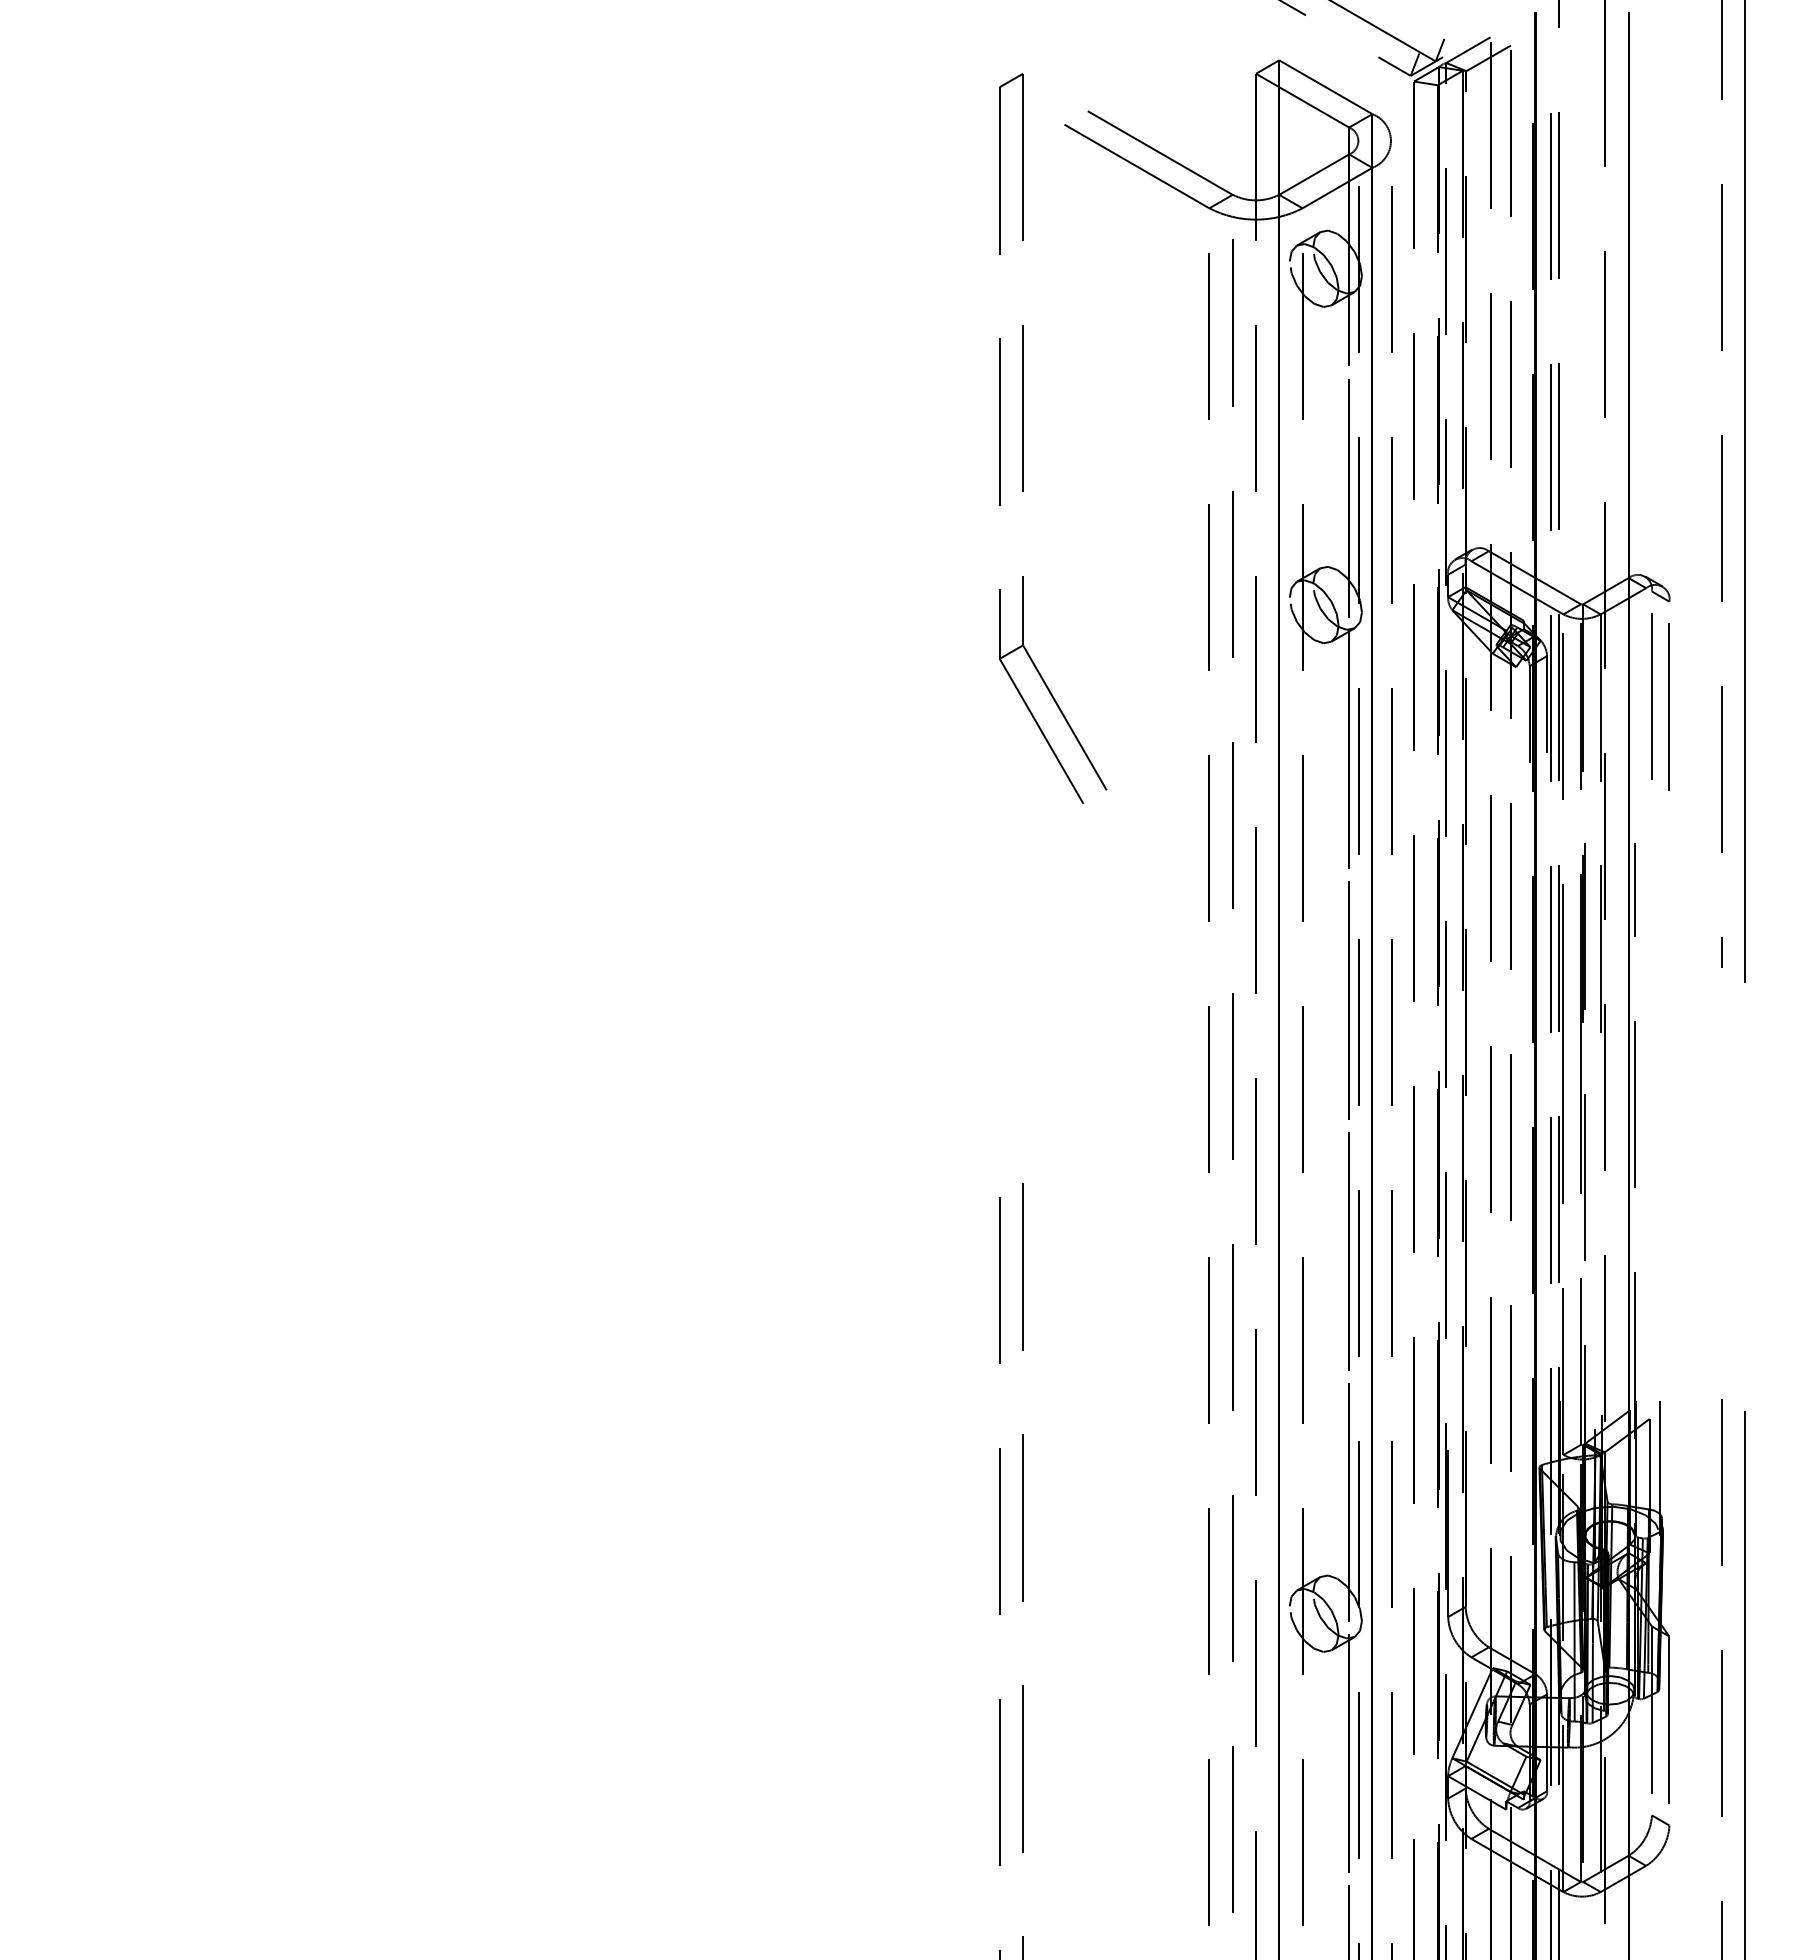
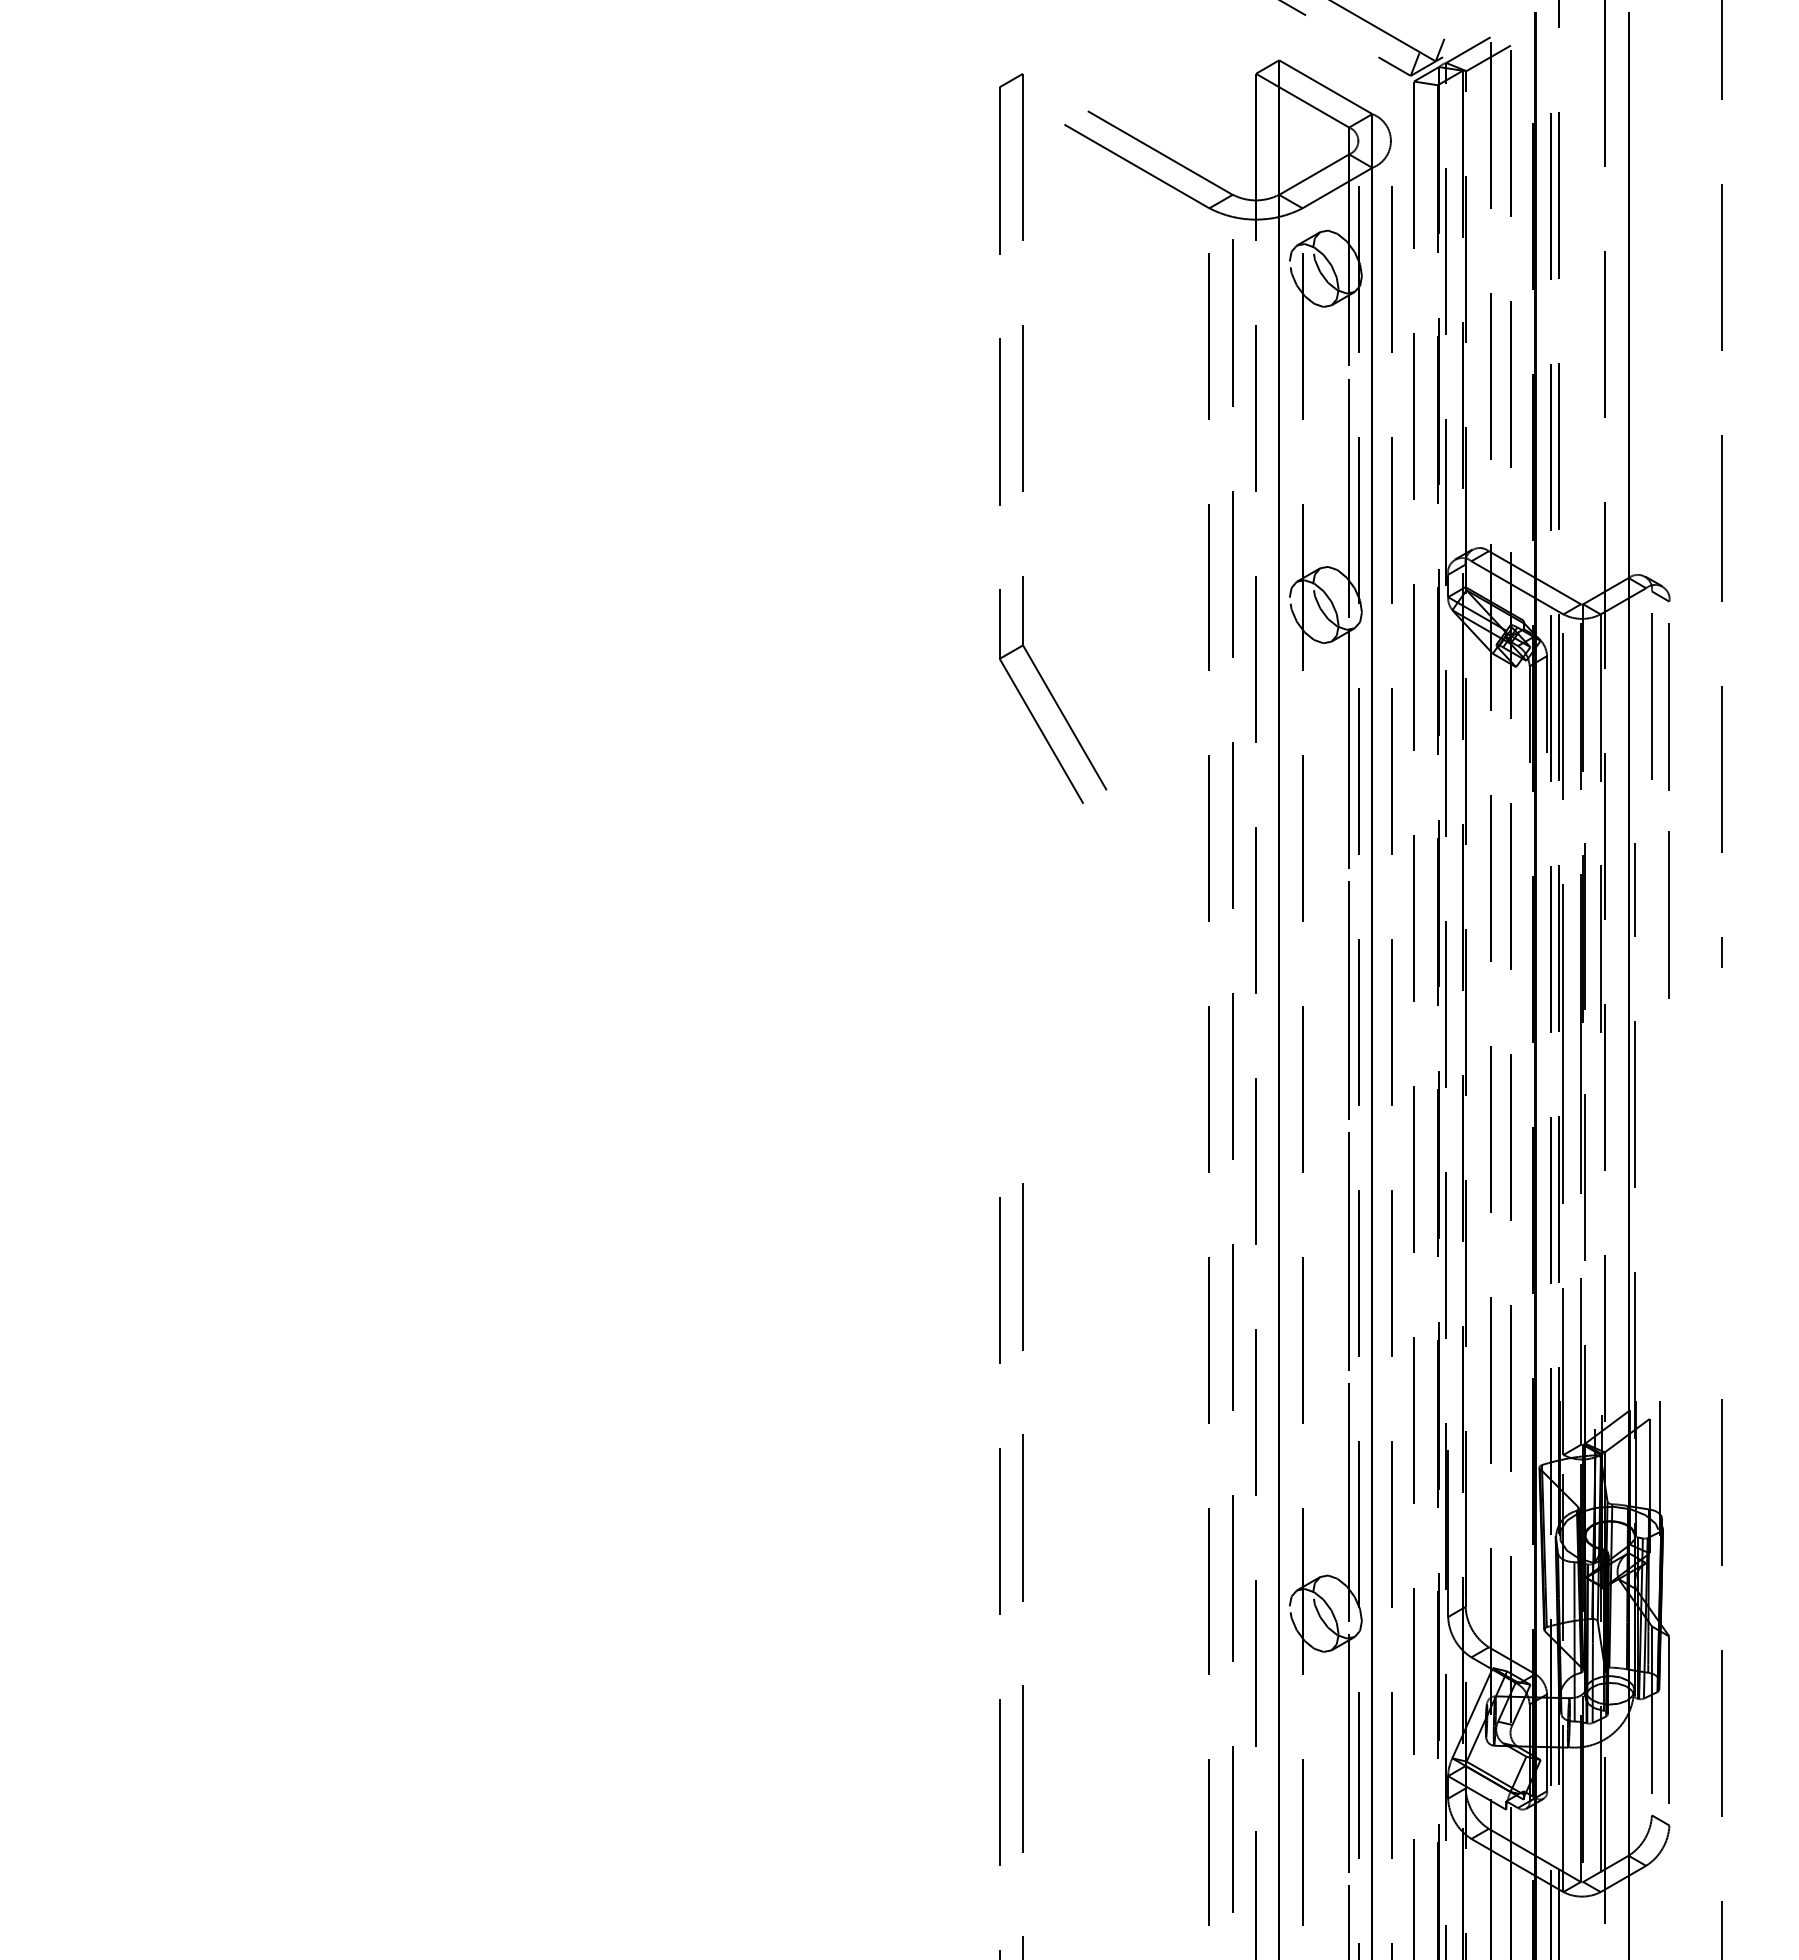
line: present -> none (1745, 491)
line: none -> present (1668, 914)
line: present -> none (1745, 1683)
